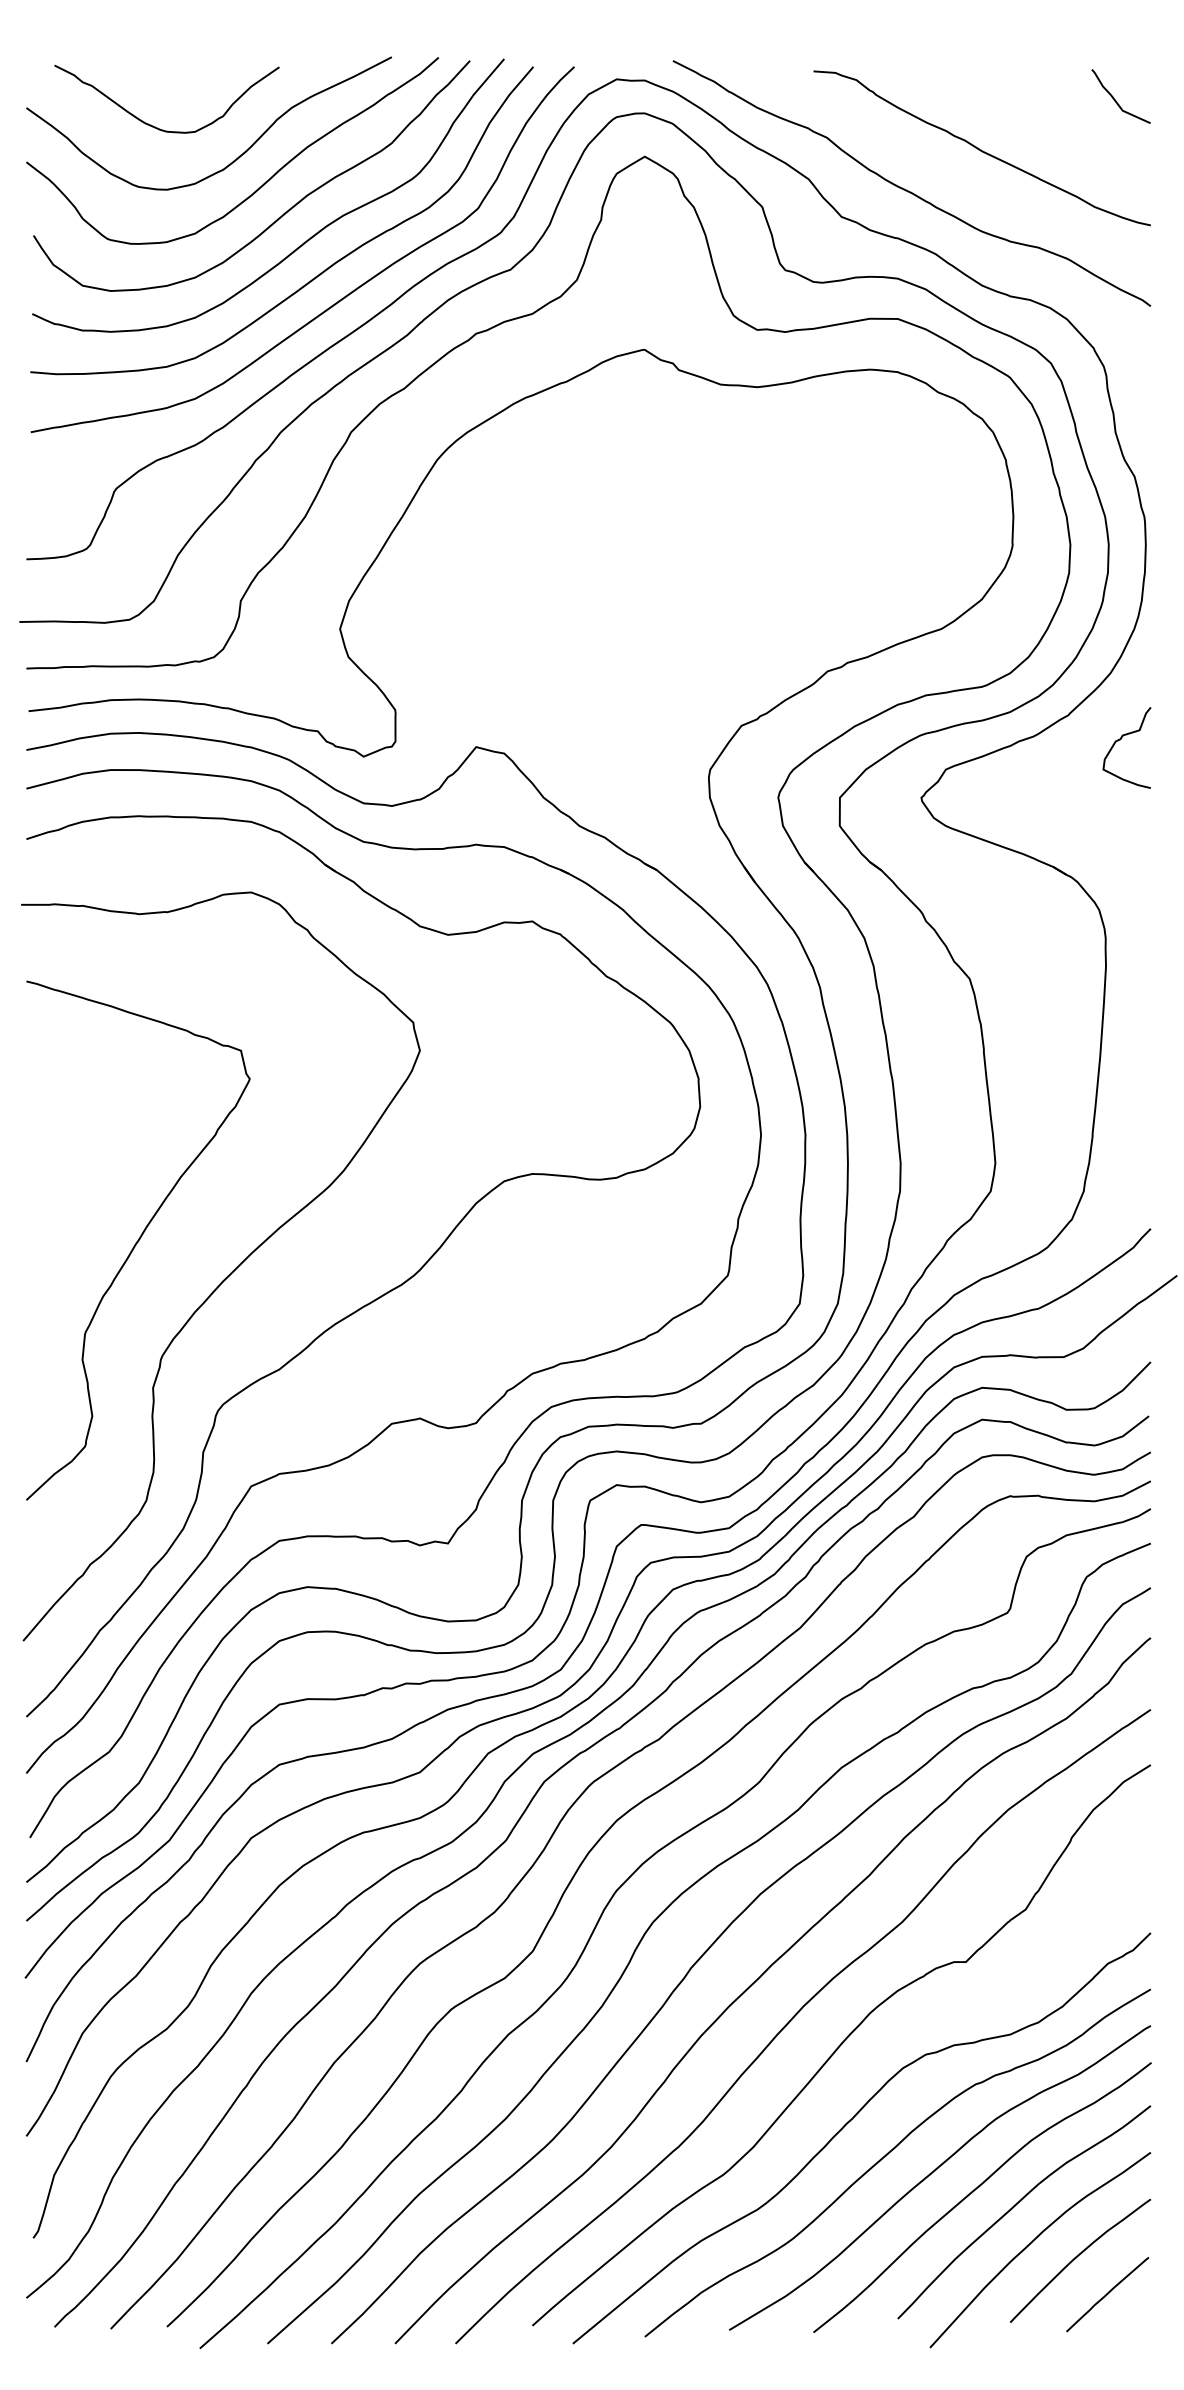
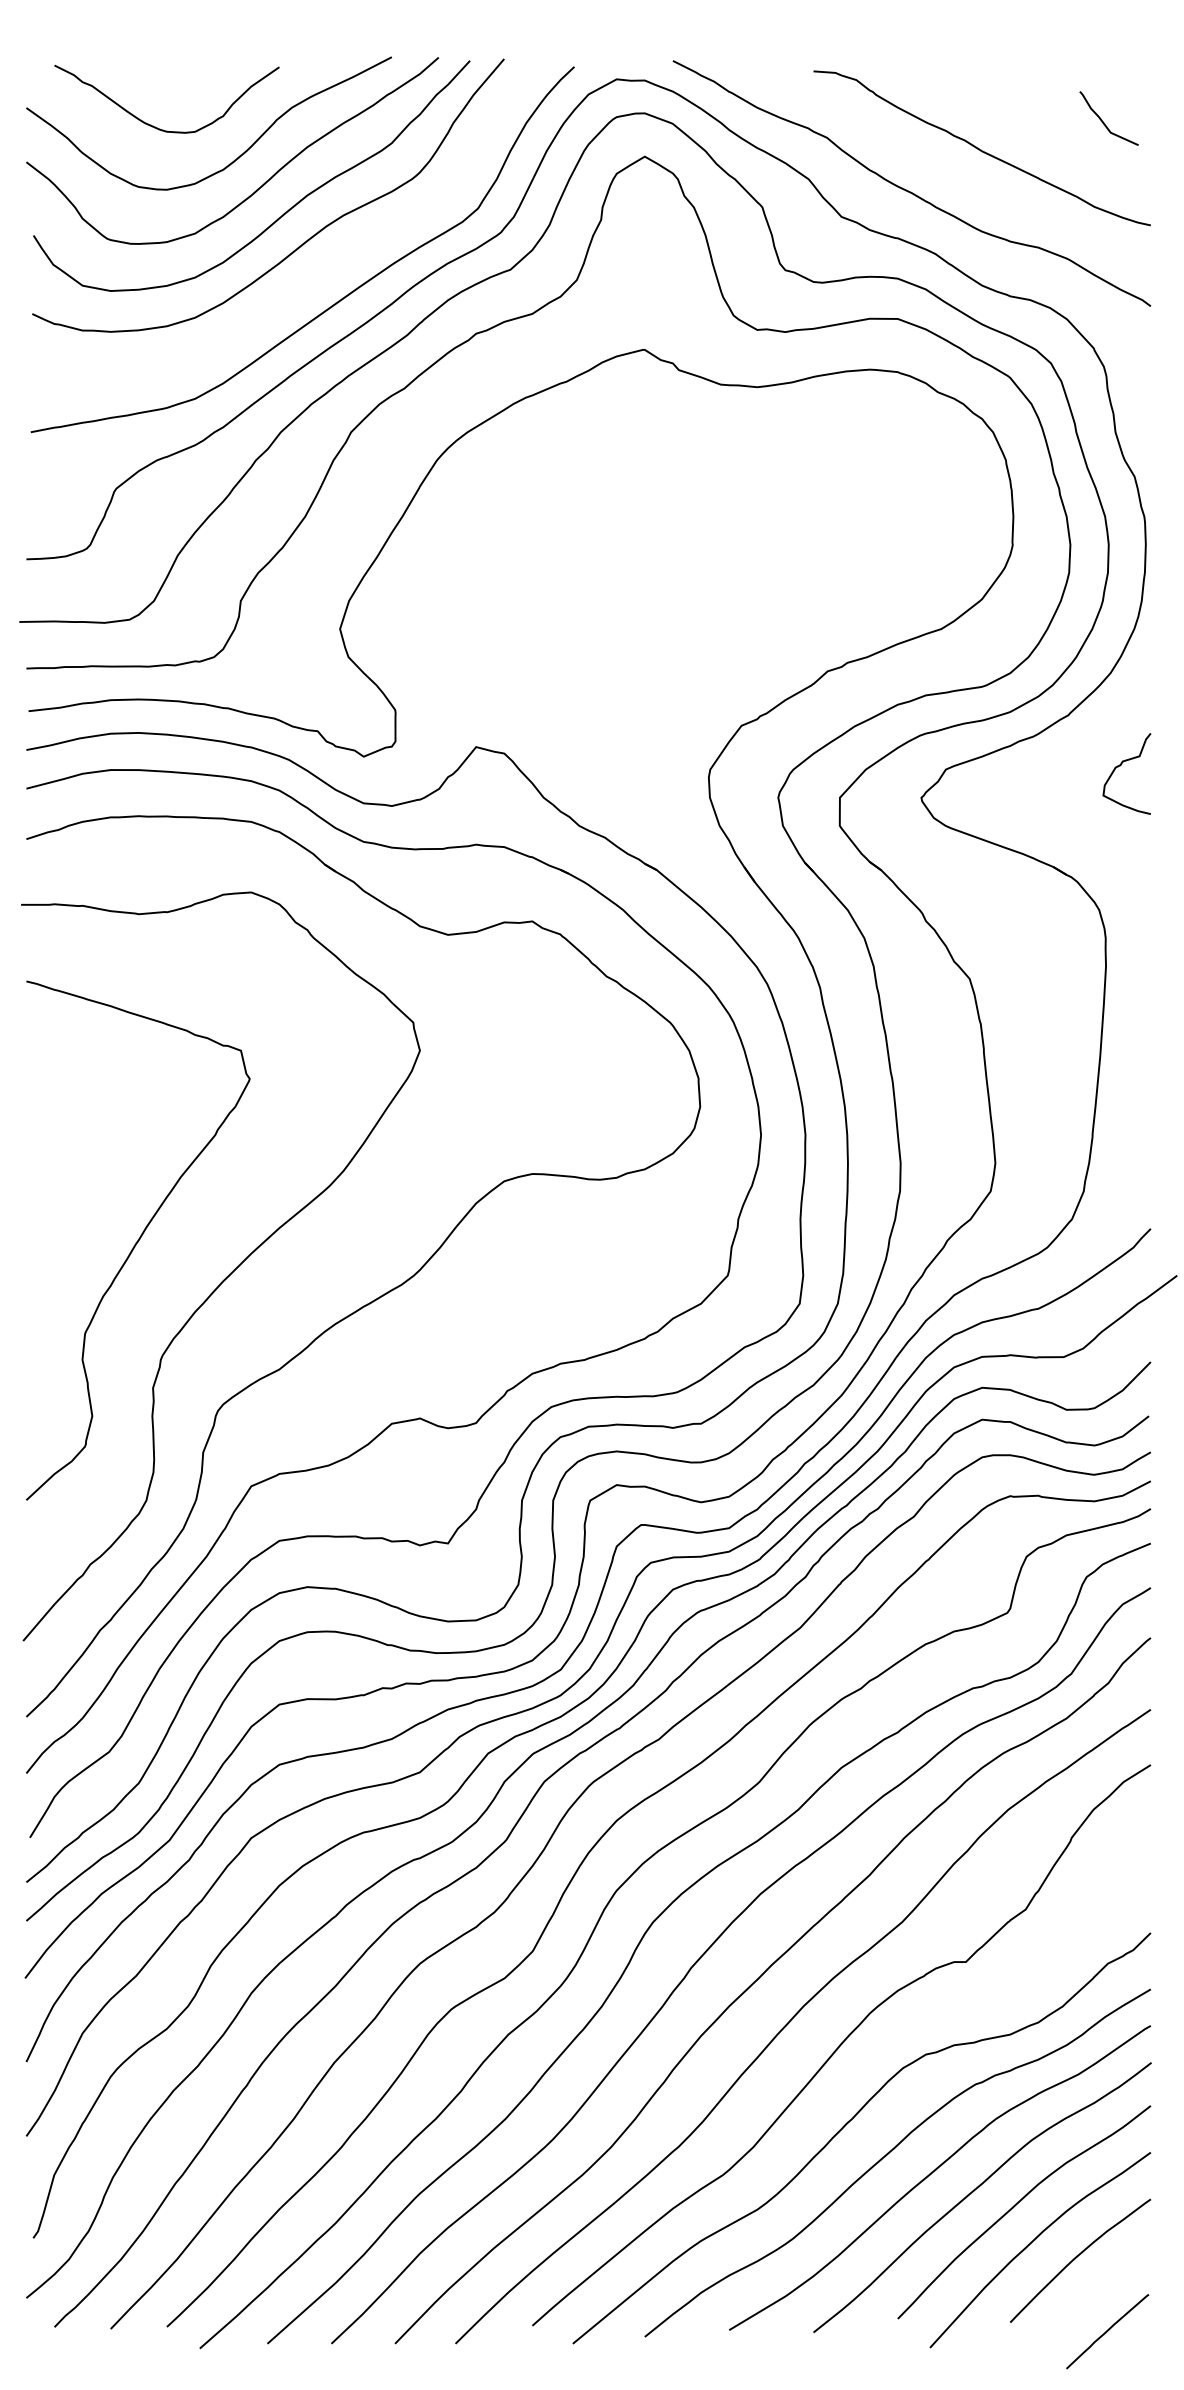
curve position: (1116, 100) -> (1104, 122) (1104, 122)
curve: present -> none (316, 275)
curve position: (1120, 740) -> (1120, 766) (1120, 766)
curve position: (1107, 2294) -> (1107, 2331) (1107, 2331)
